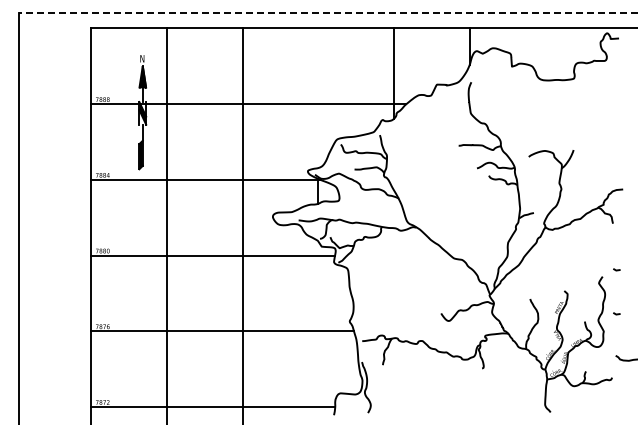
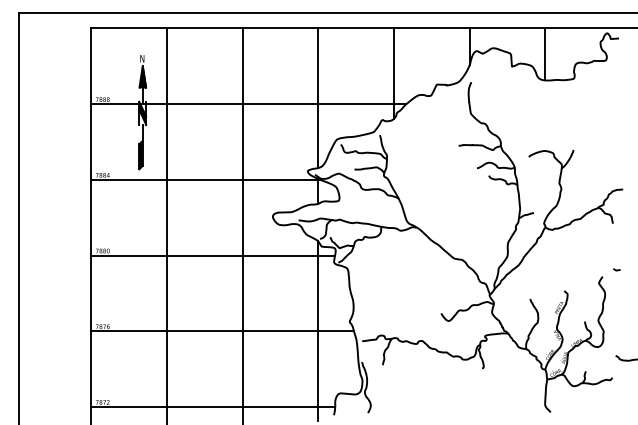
line: dashed -> solid (327, 12)
line: none -> present (545, 54)
line: none -> present (318, 98)
line: present -> none (616, 313)
line: none -> present (318, 330)
